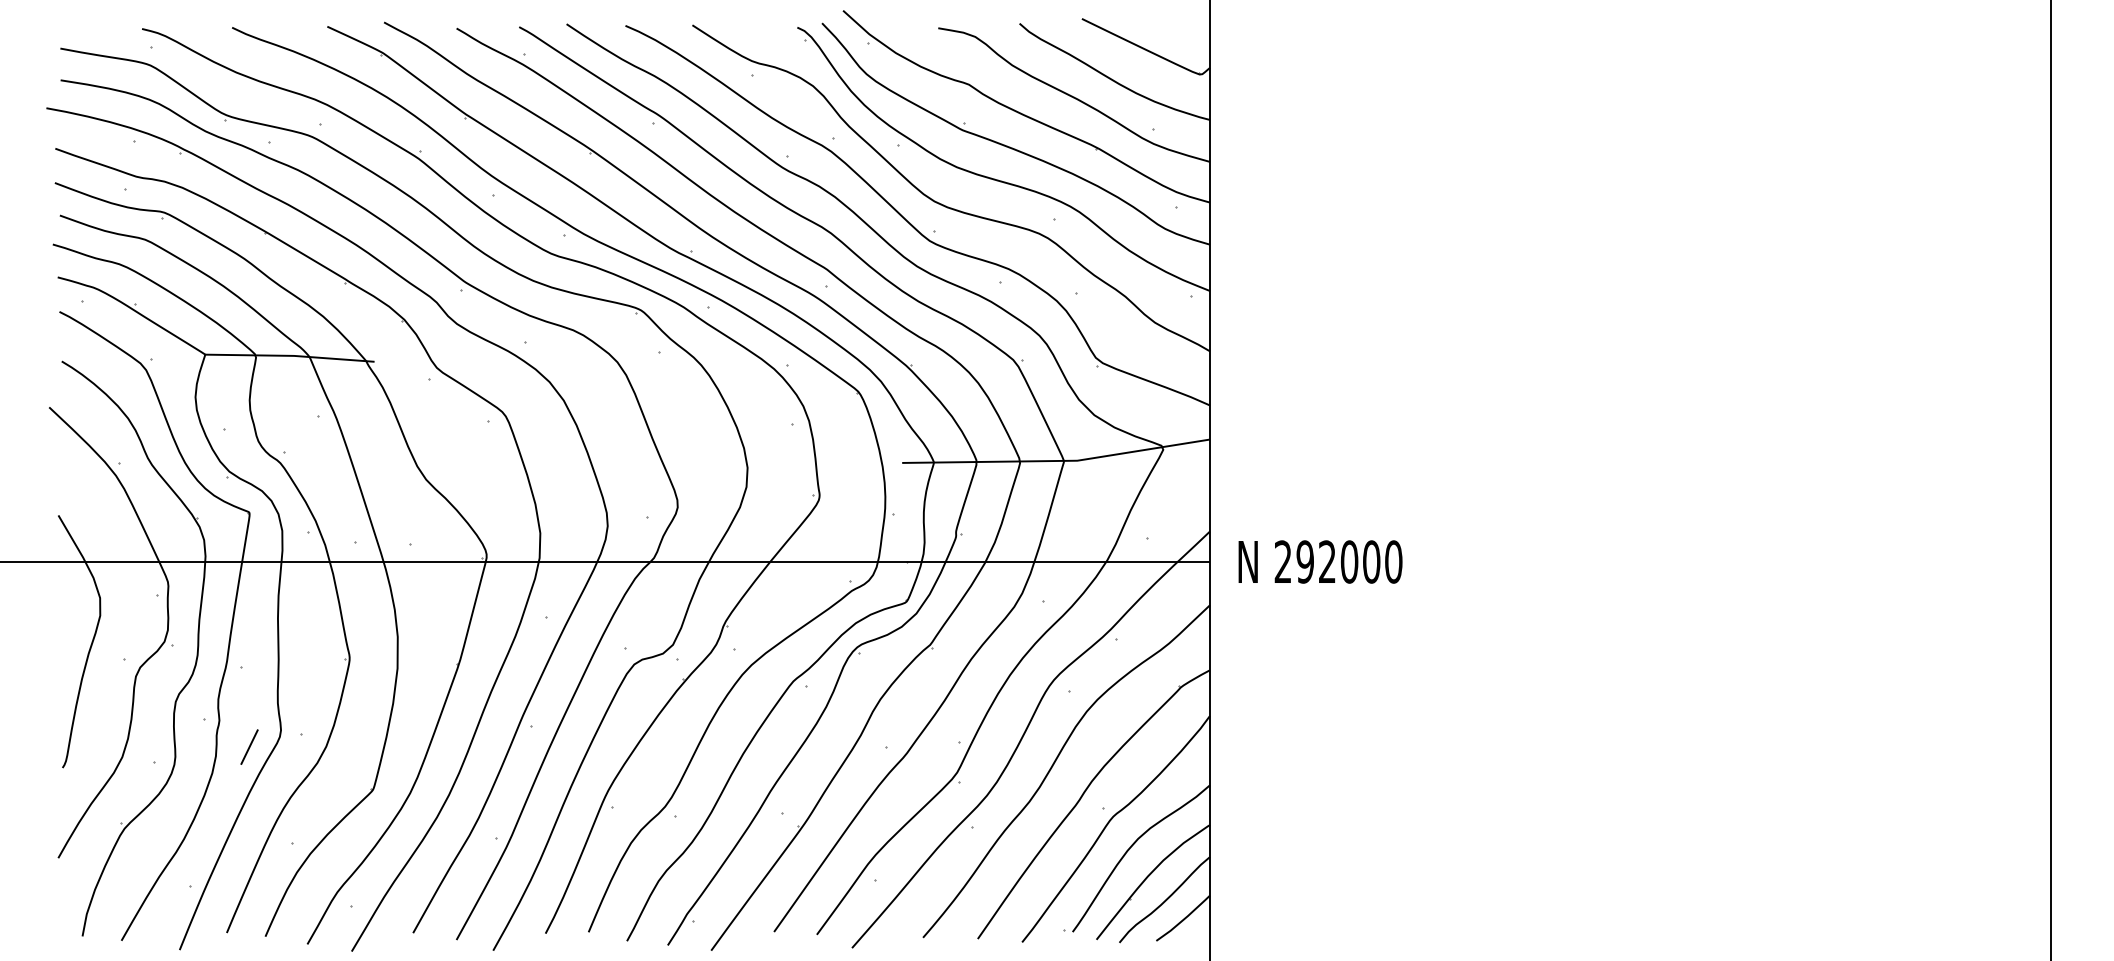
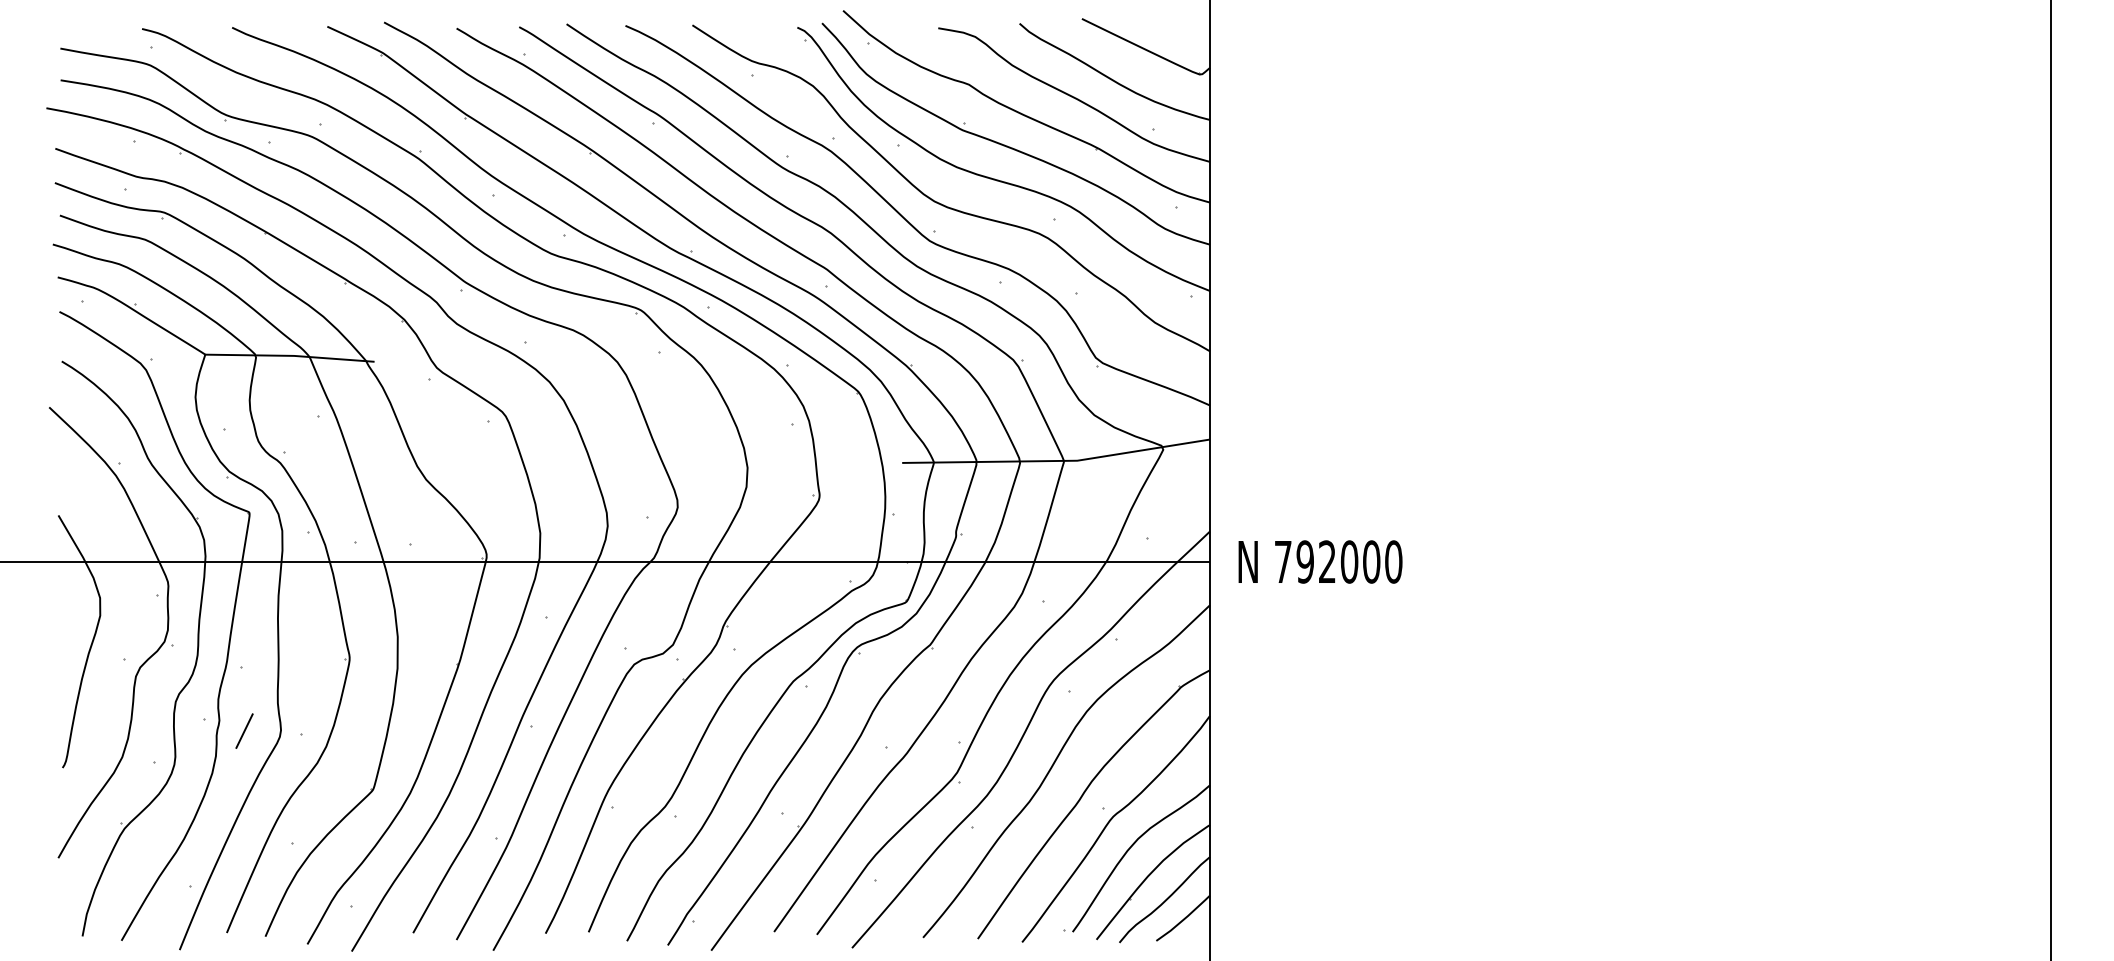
text: 292000 -> 792000 (1282, 561)
line position: (249, 746) -> (244, 730) (244, 730)
